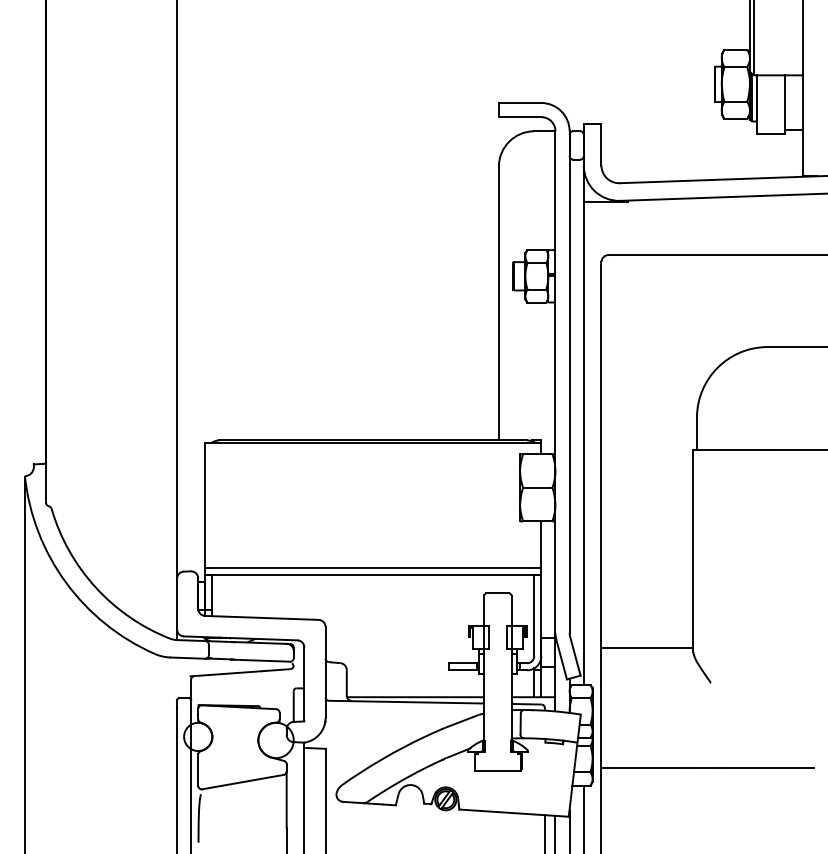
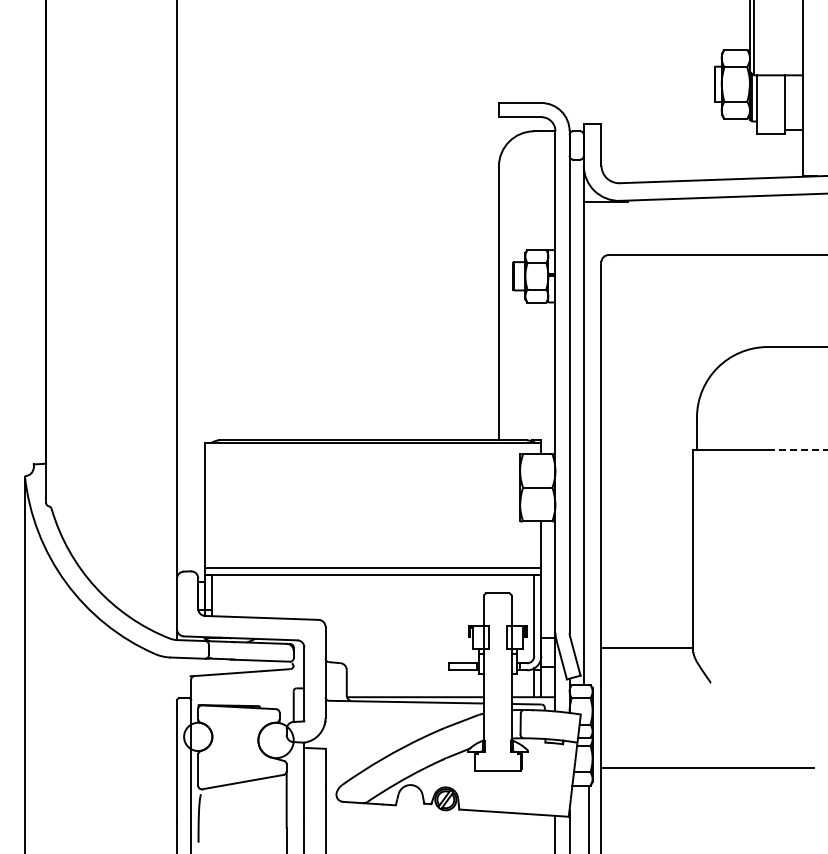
line: solid -> dashed (797, 449)
line position: (583, 817) -> (588, 817) (588, 817)
line: present -> none (544, 832)
